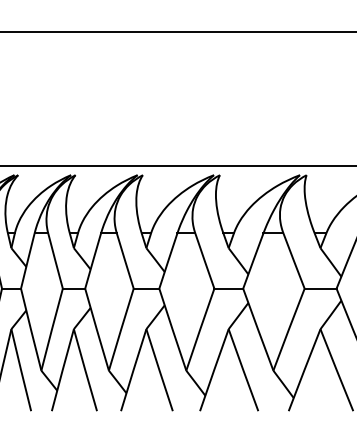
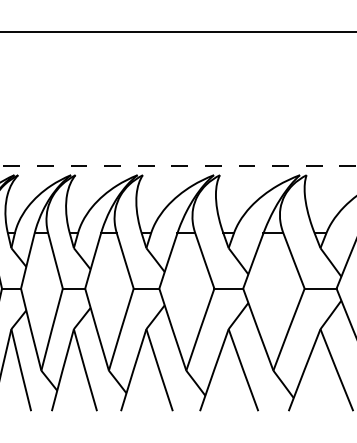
line: solid -> dashed (178, 166)
